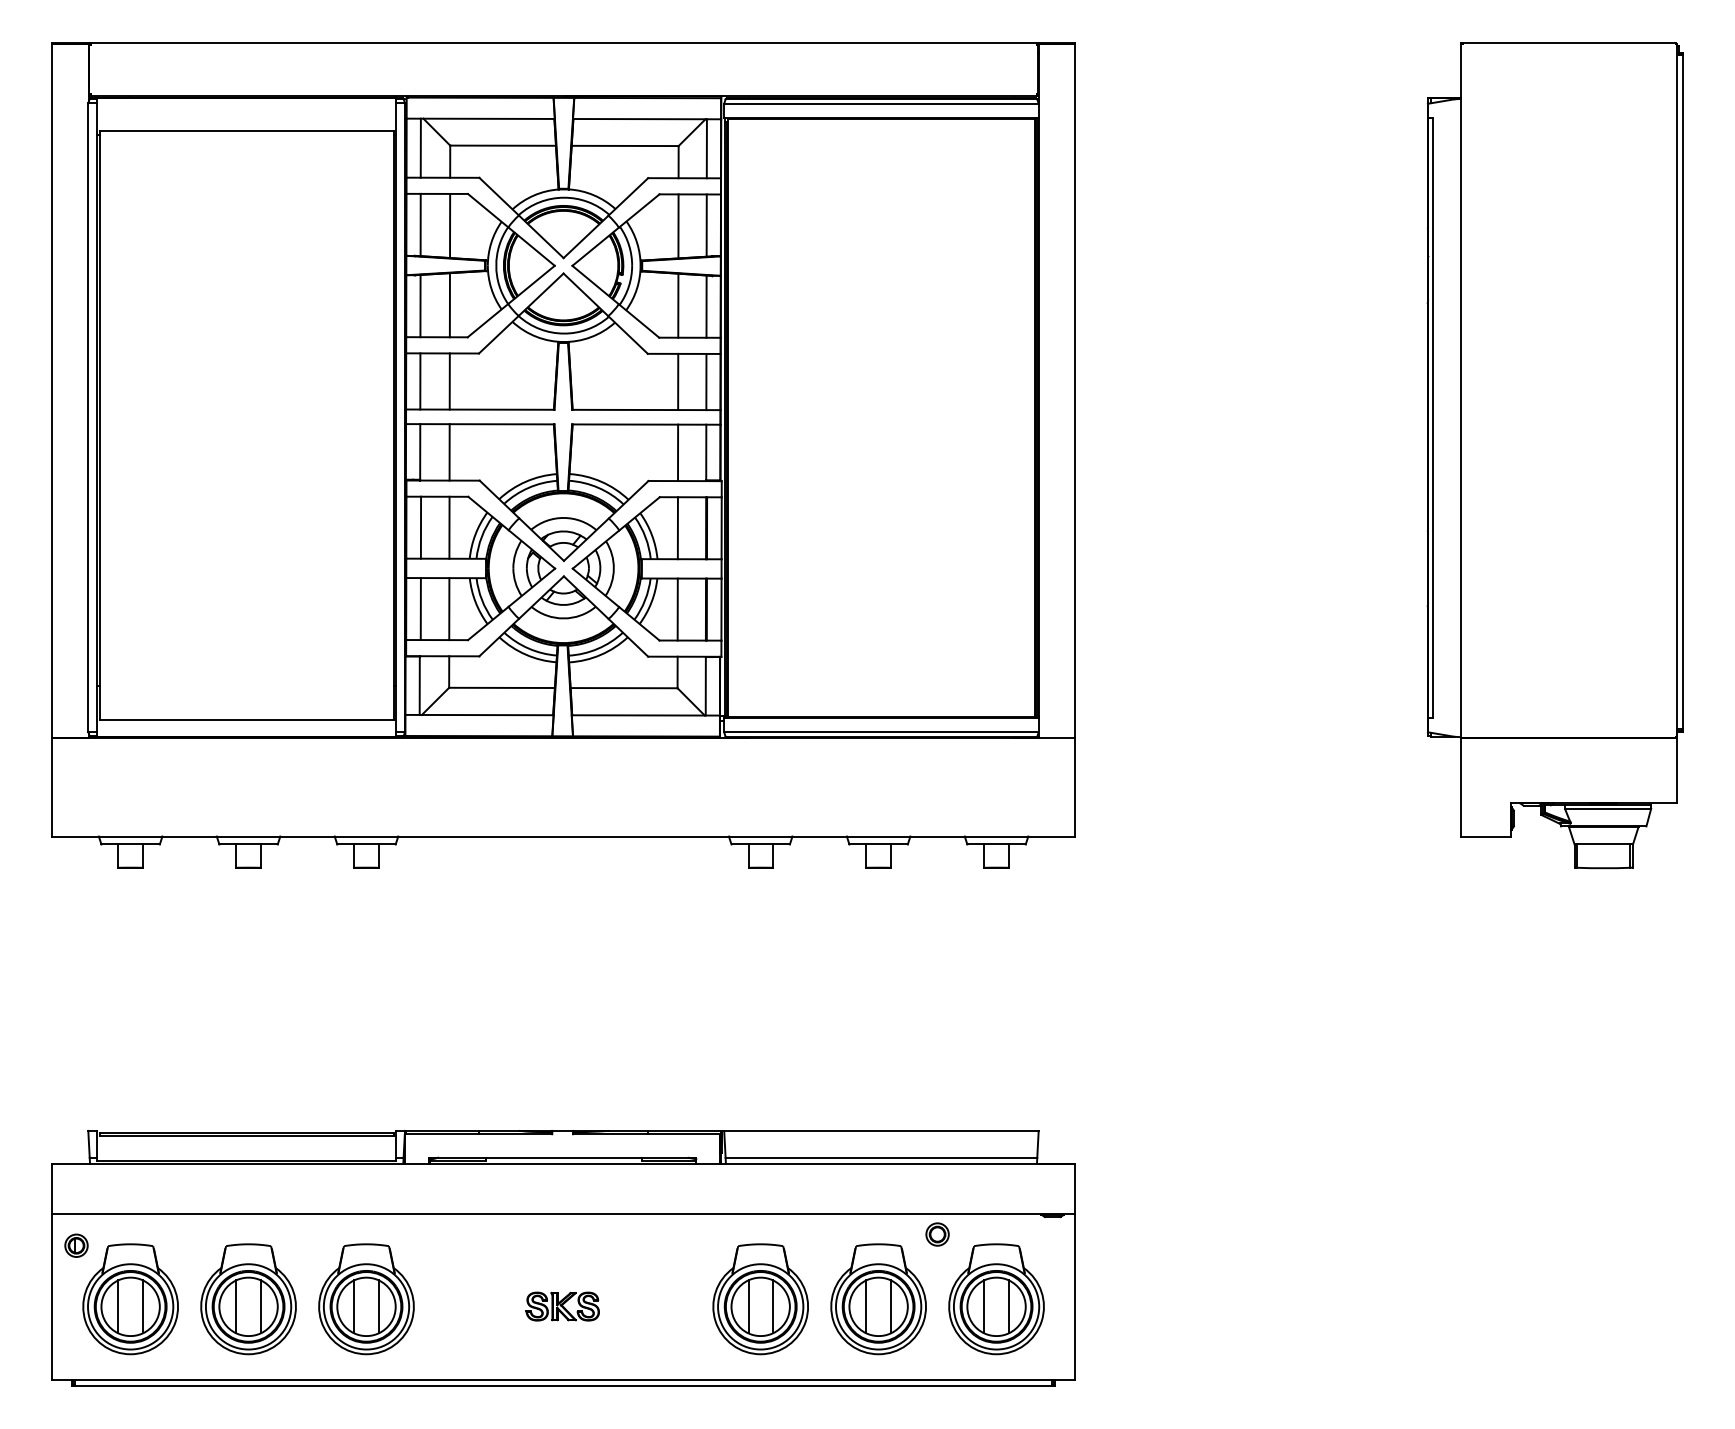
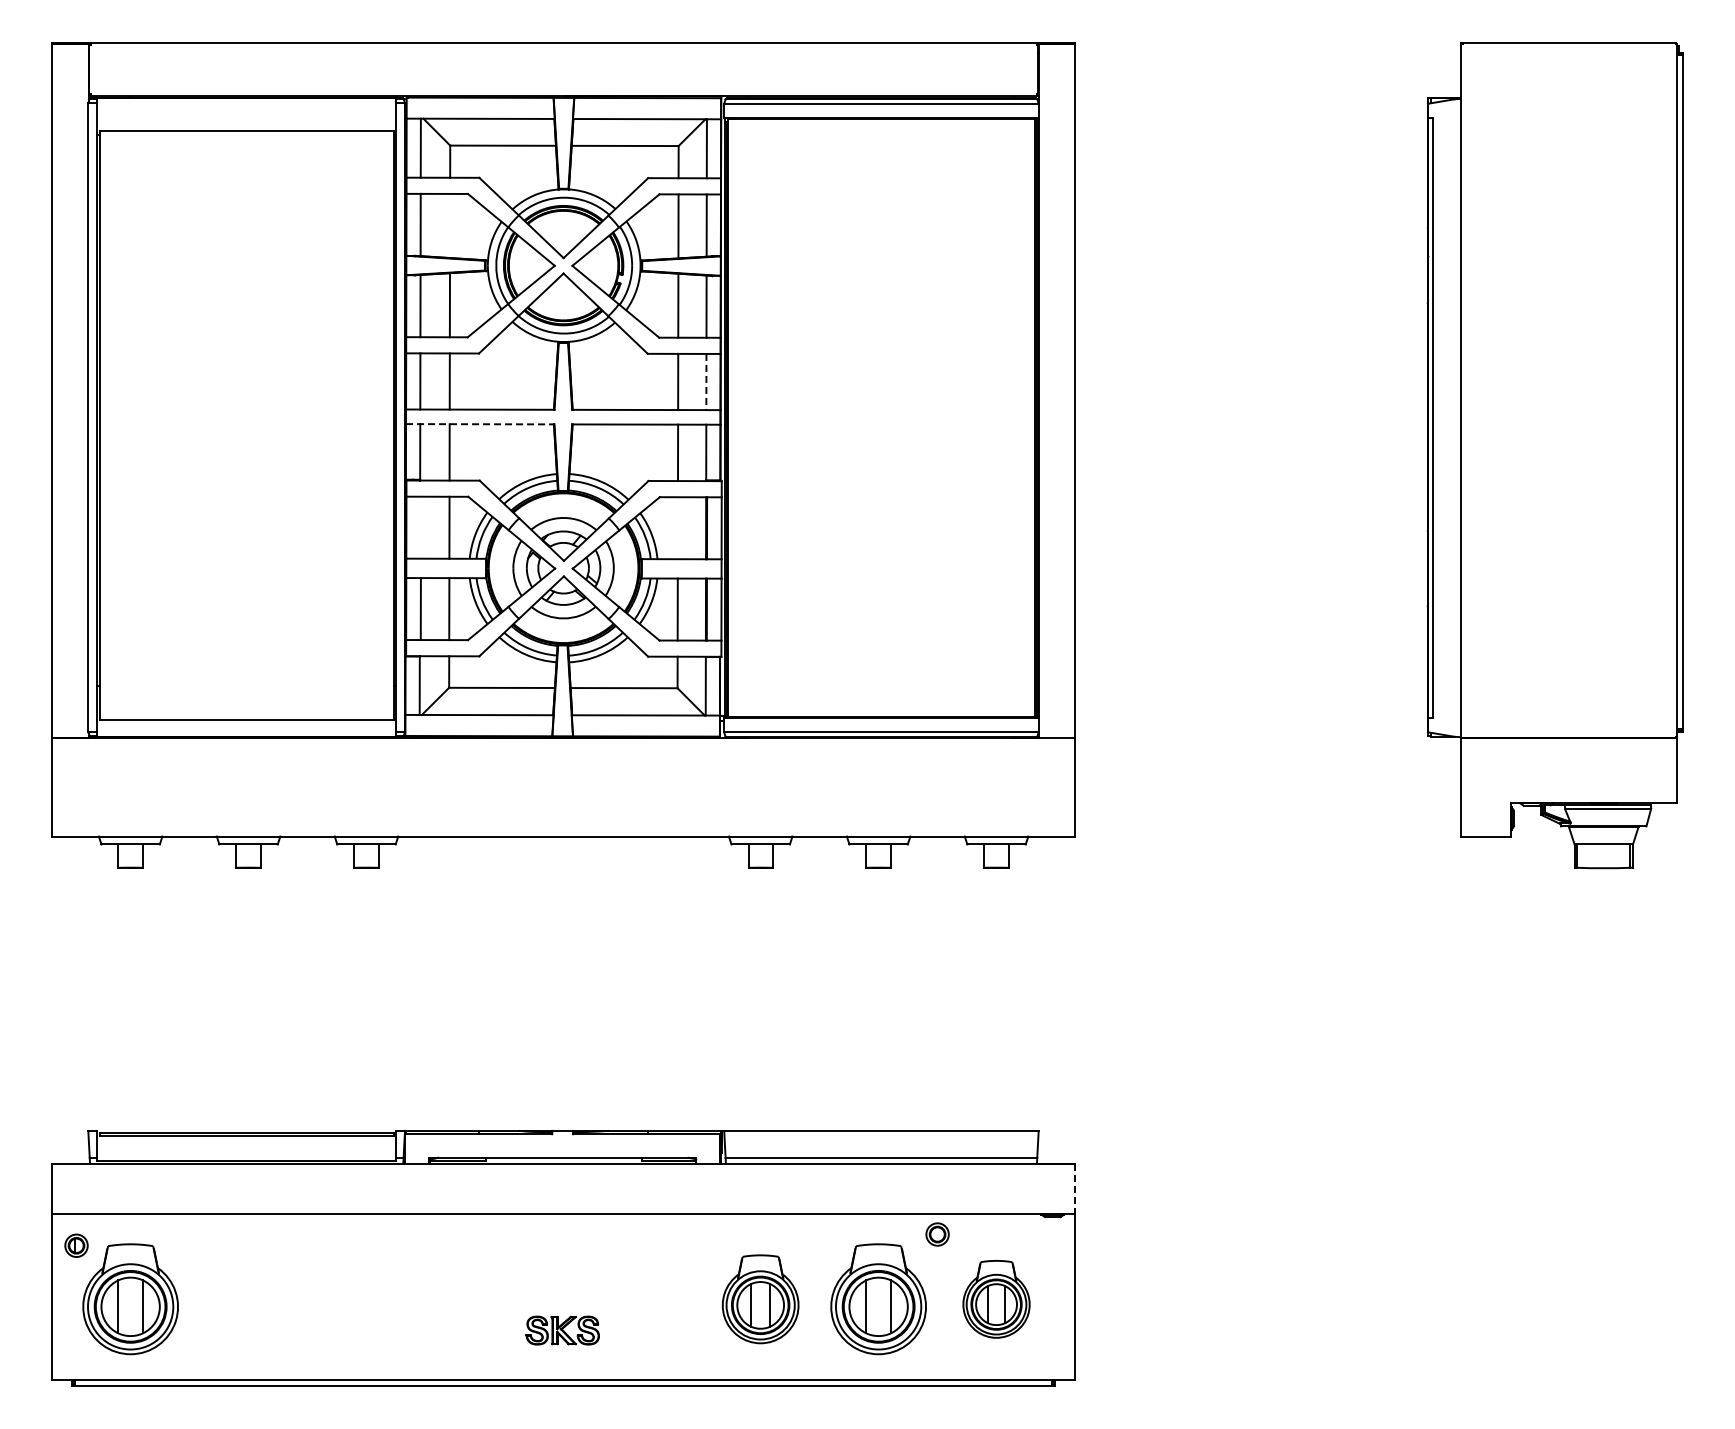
line: present -> none (450, 225)
line: solid -> dashed (706, 382)
line: solid -> dashed (480, 424)
line: present -> none (420, 527)
line: present -> none (677, 528)
line: solid -> dashed (1075, 1189)
part: present -> none (248, 1299)
part: present -> none (366, 1299)
part size: 97x113 px -> 79x91 px (760, 1299)
part size: 97x113 px -> 69x79 px (996, 1299)
part position: (562, 1306) -> (562, 1330) (562, 1330)
